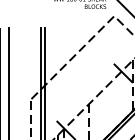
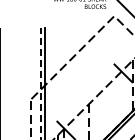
line: present -> none (9, 82)
line: solid -> dashed (40, 83)
